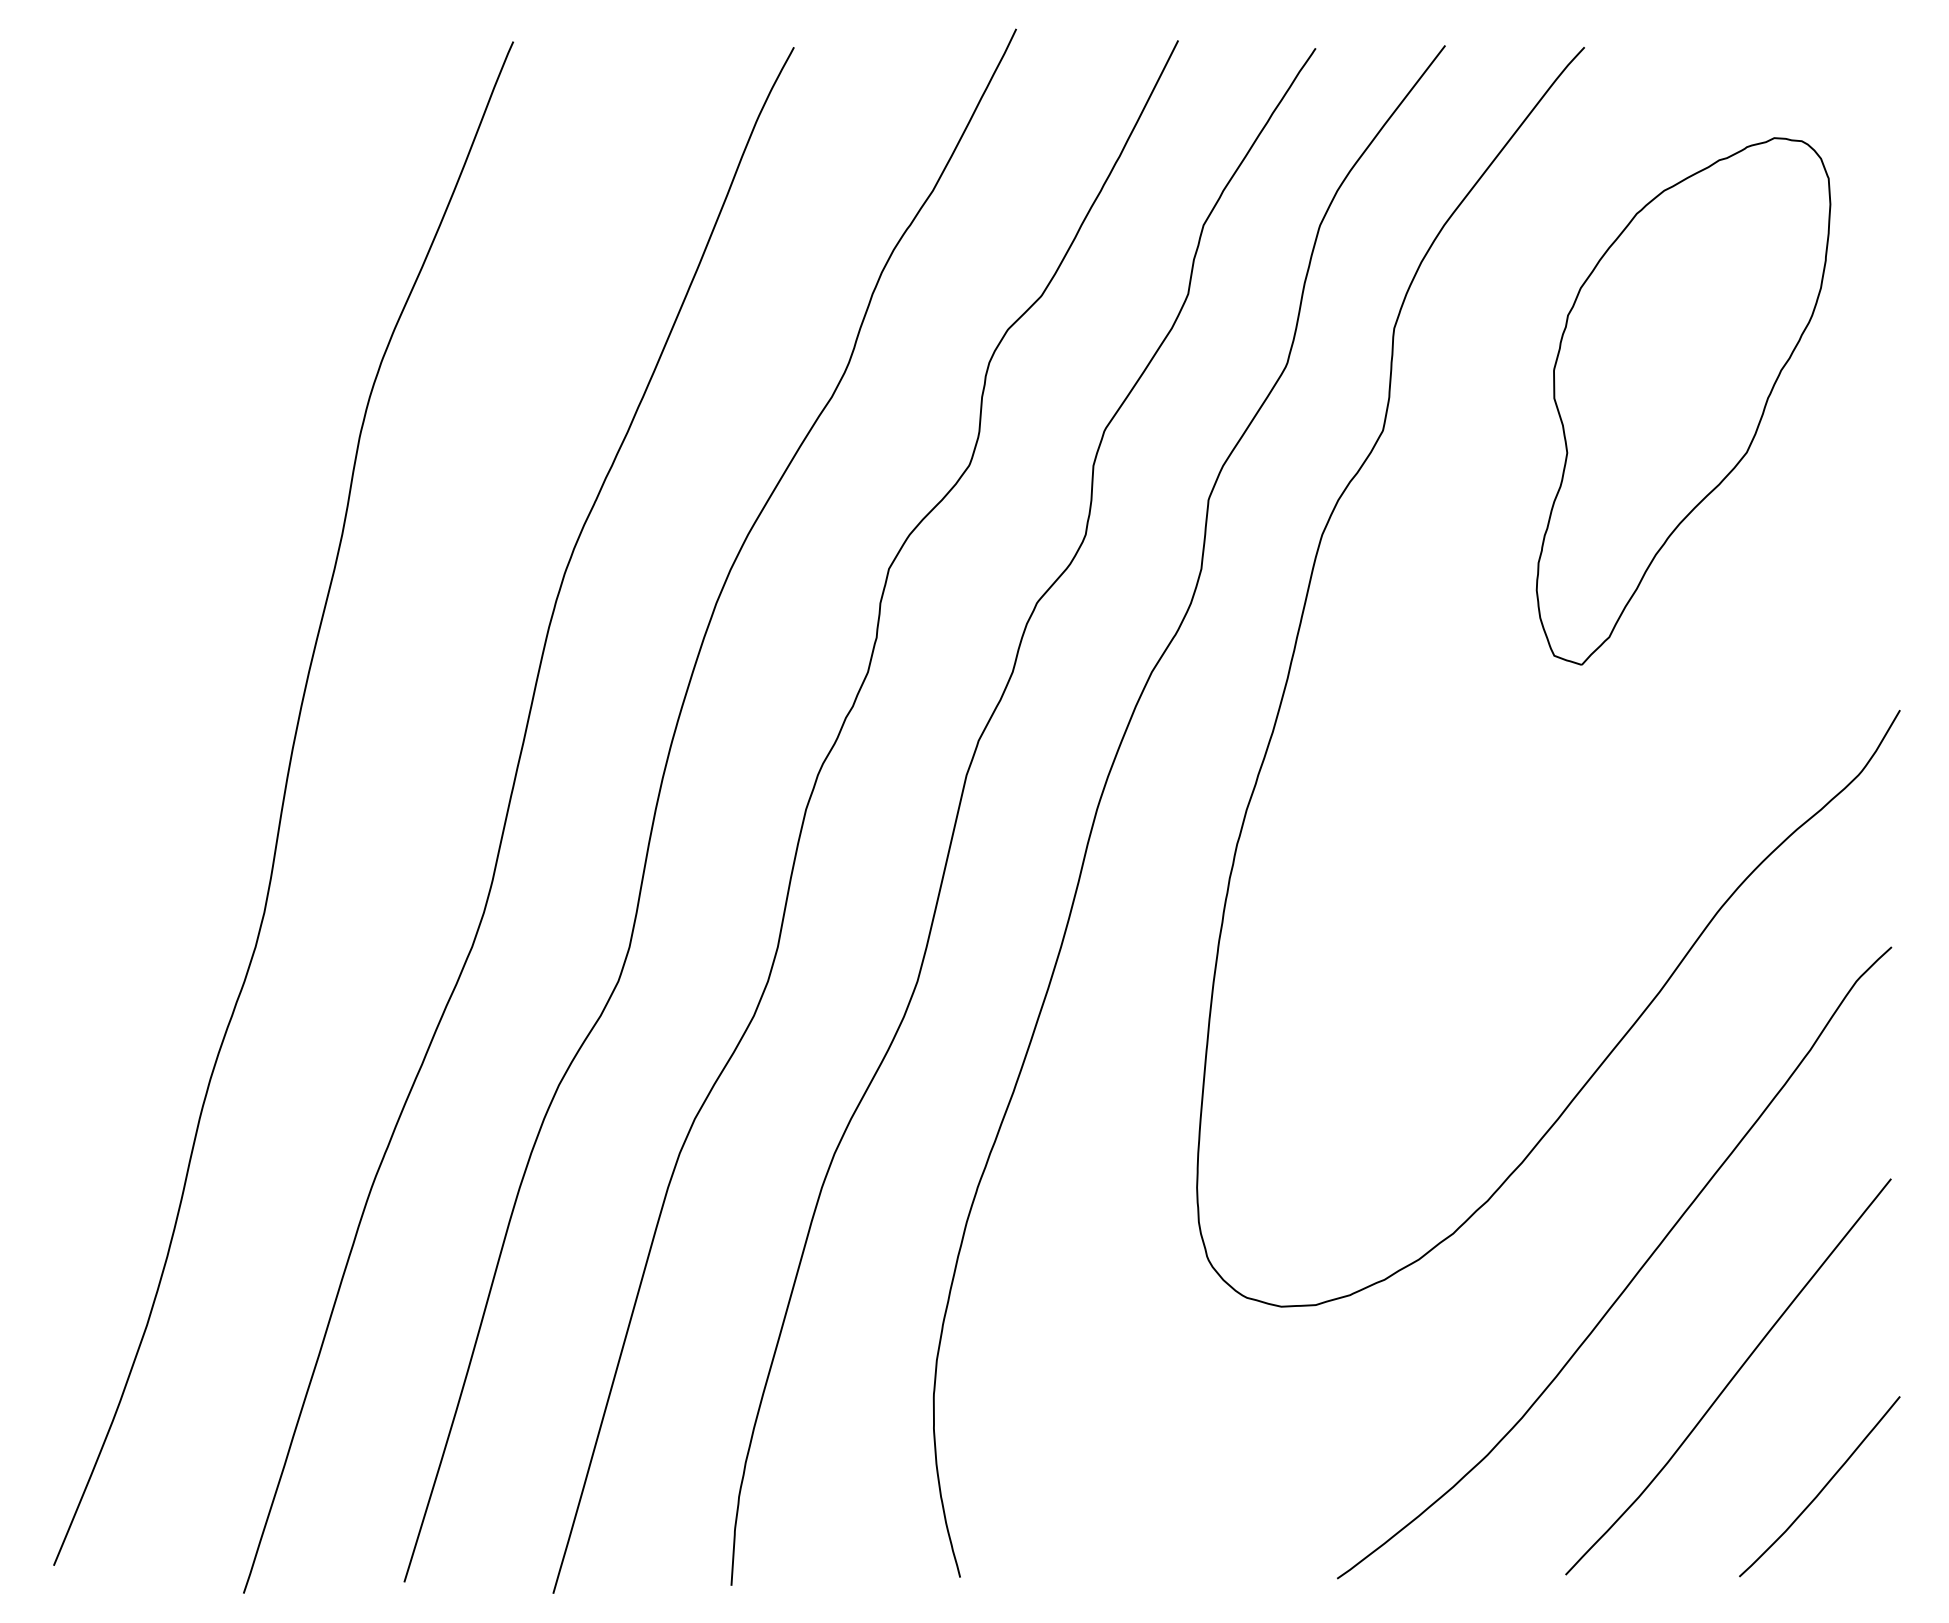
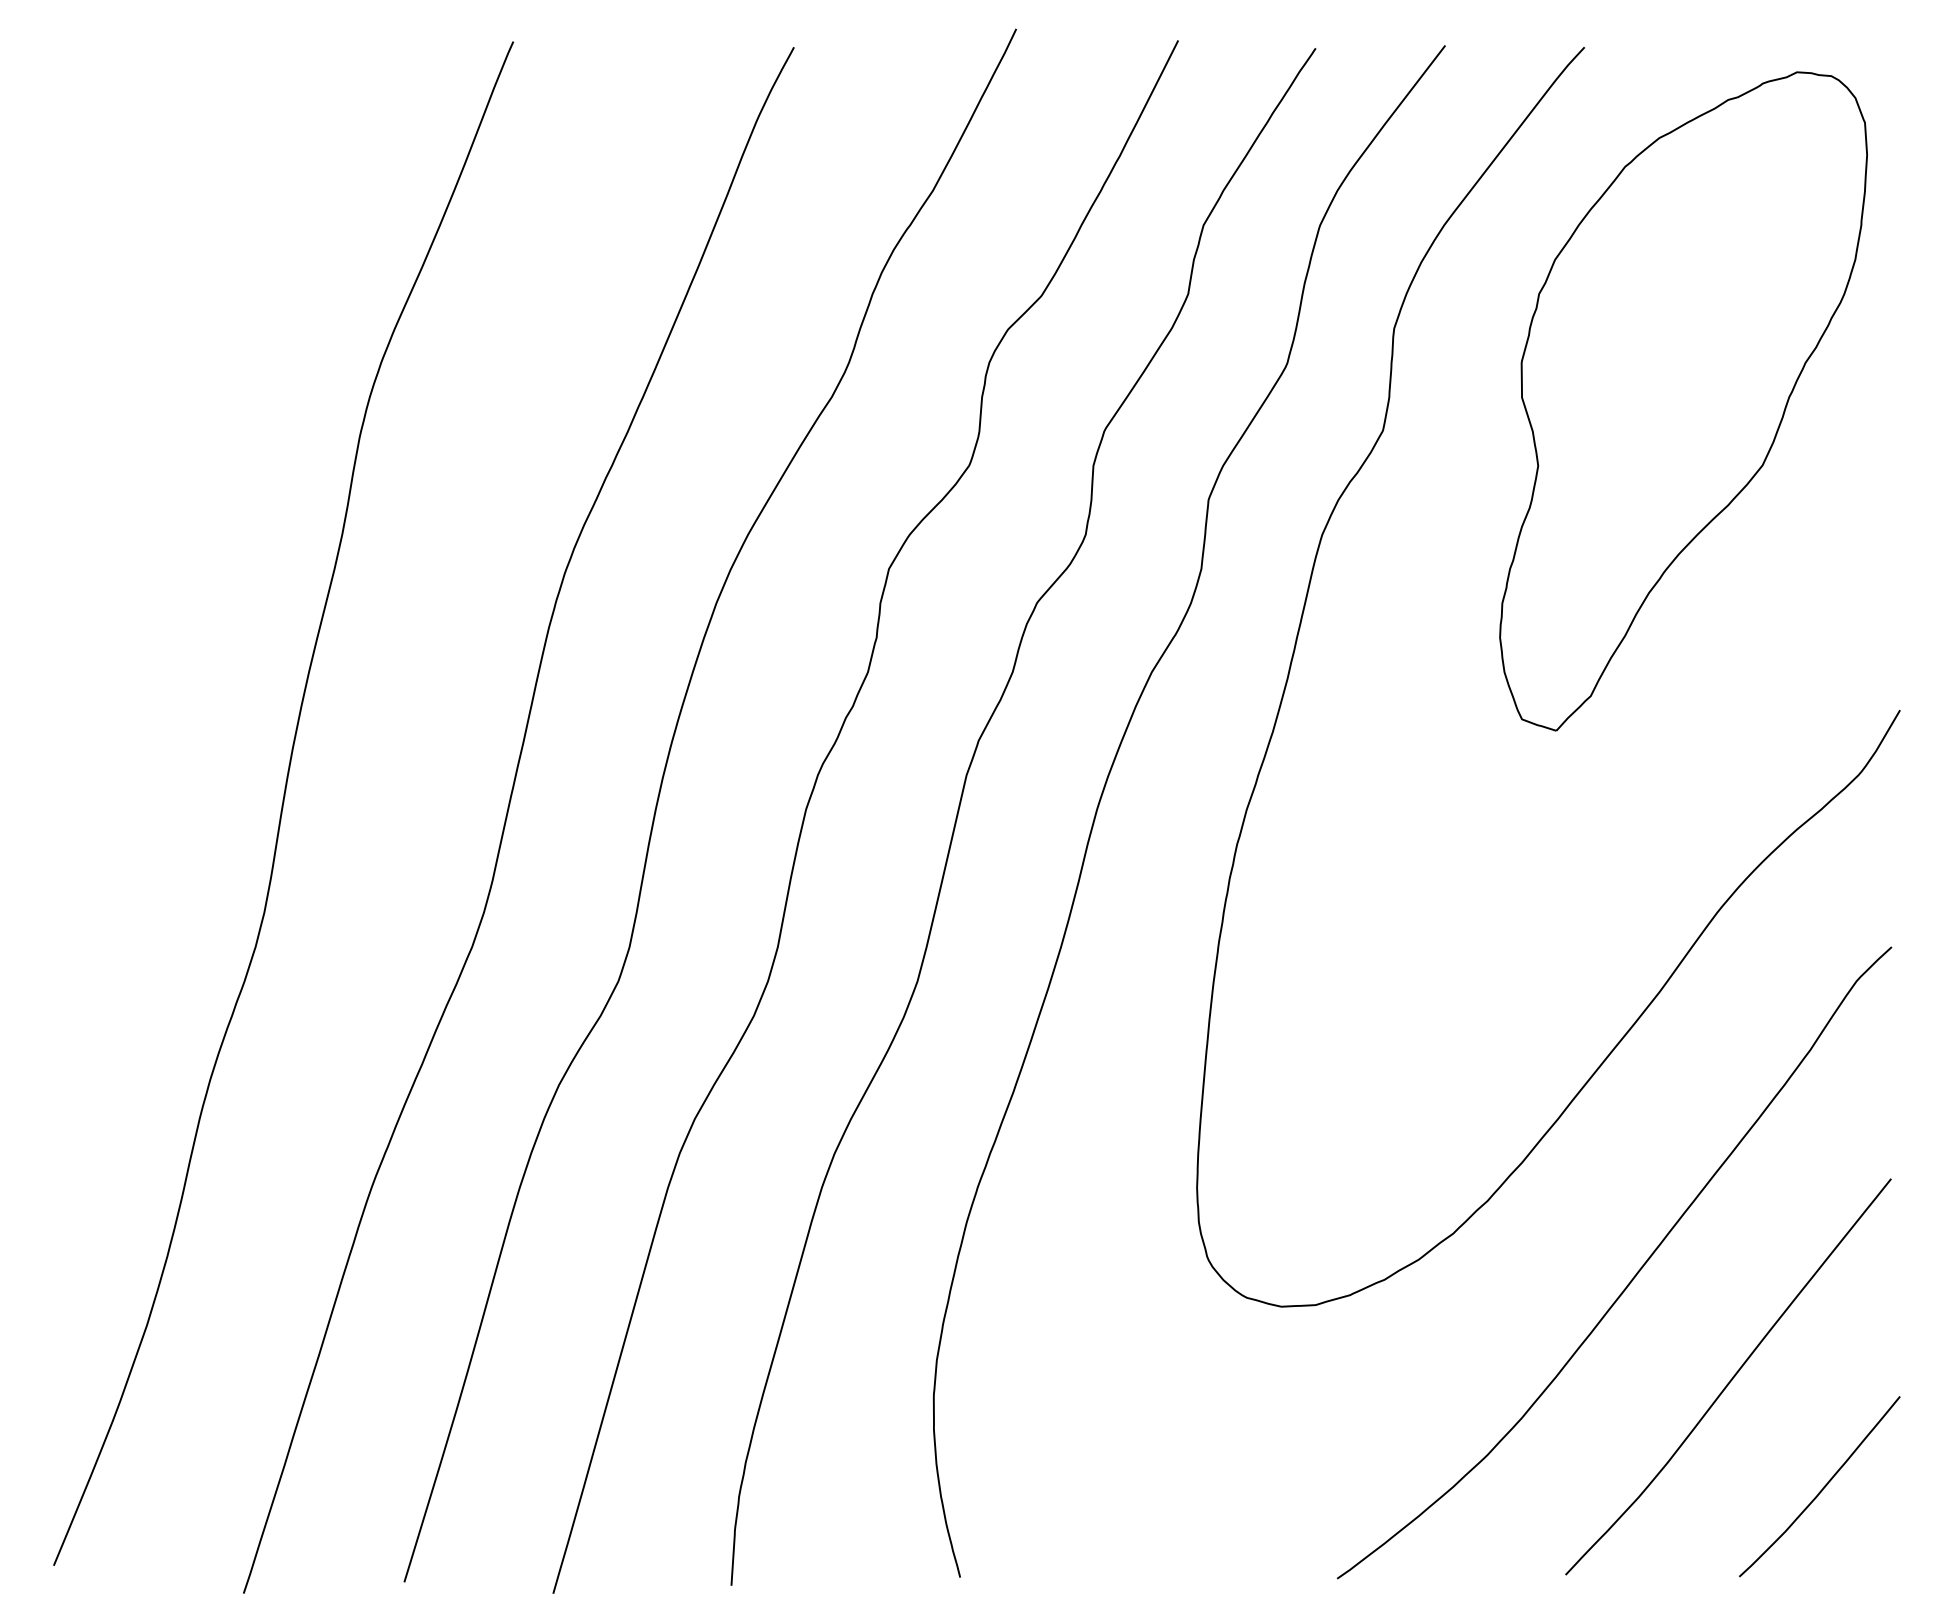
part size: 297x529 px -> 369x661 px (1683, 401)
